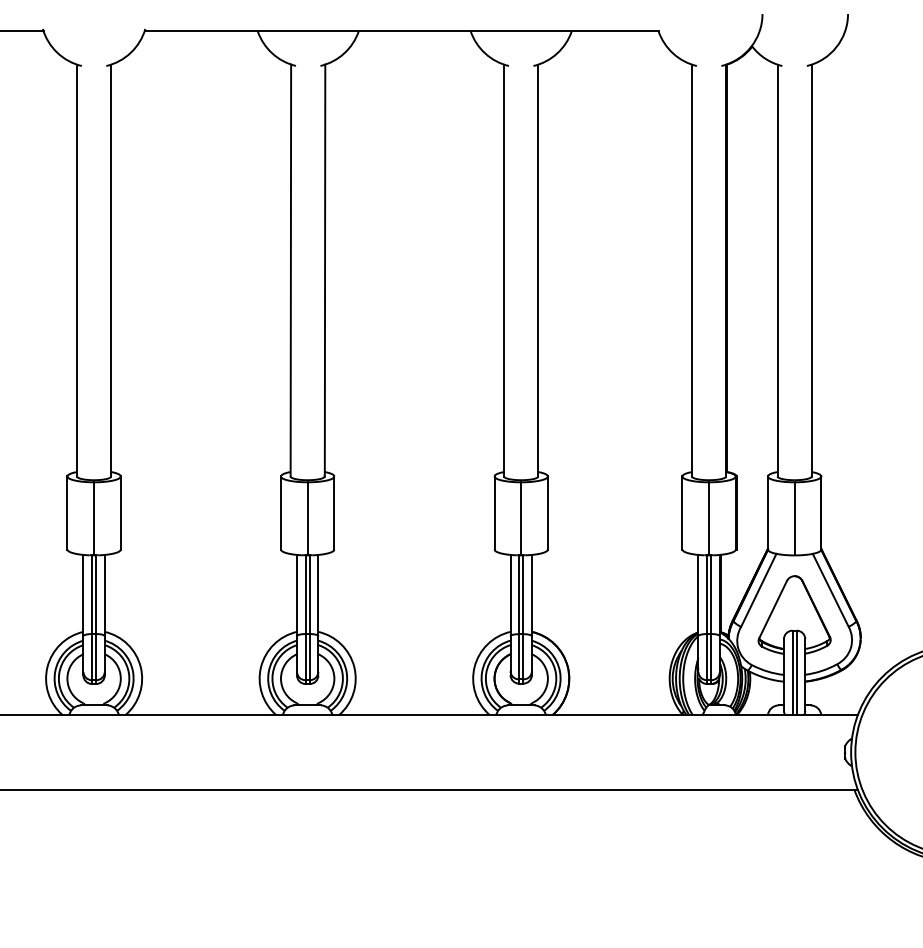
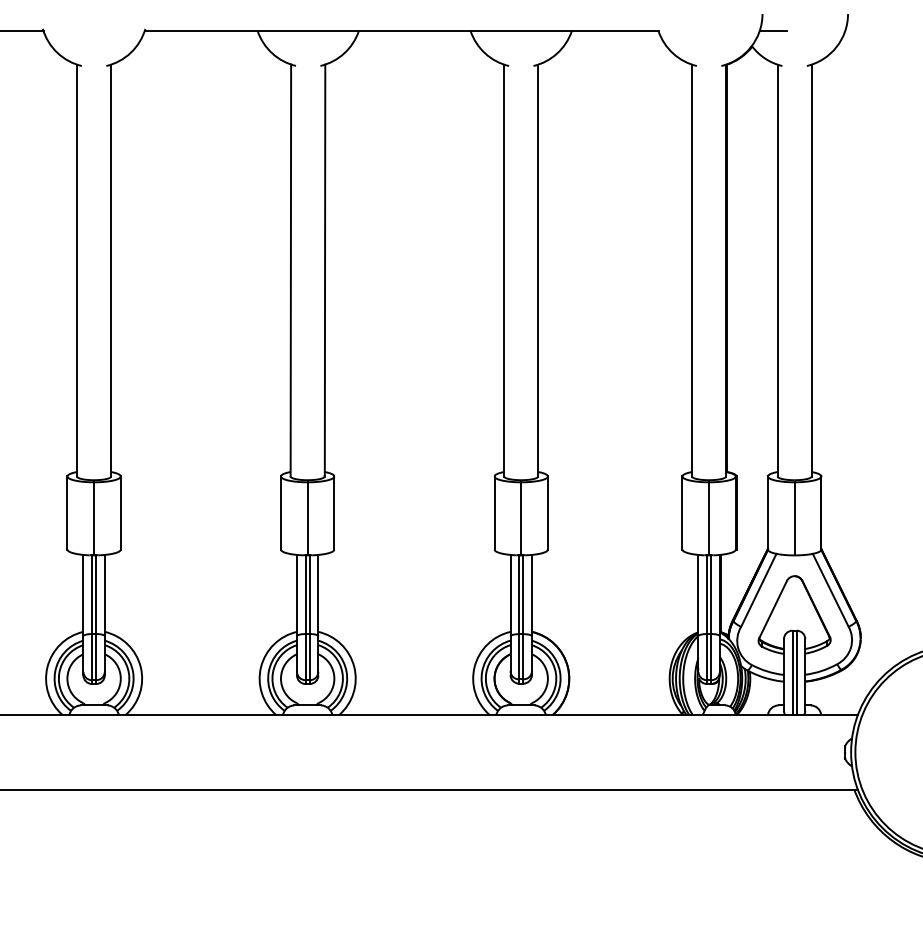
line: none -> present (772, 31)
